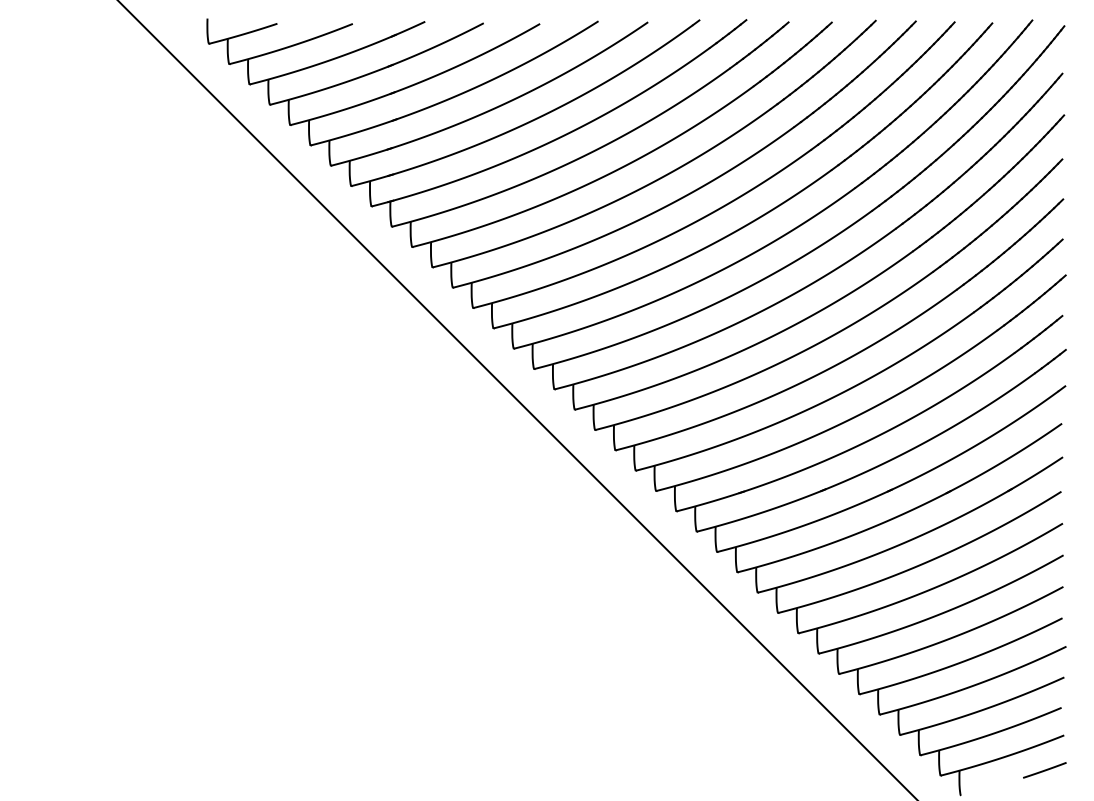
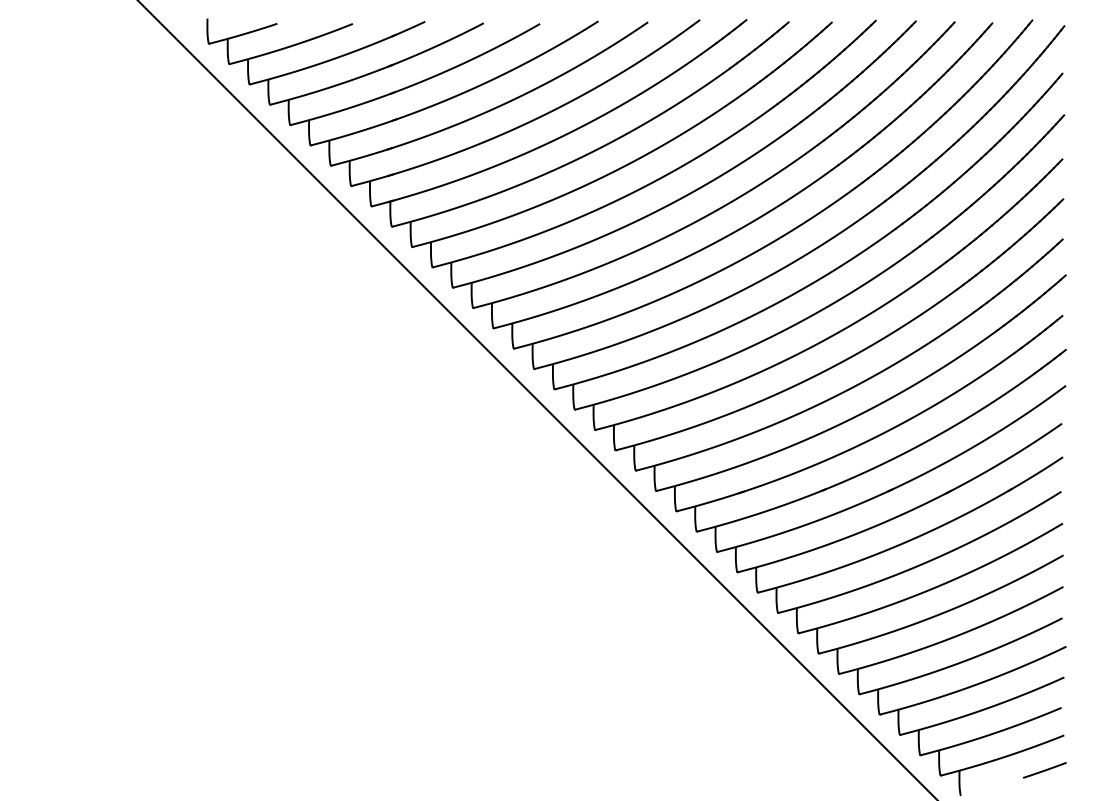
line position: (516, 399) -> (536, 399) (536, 399)
